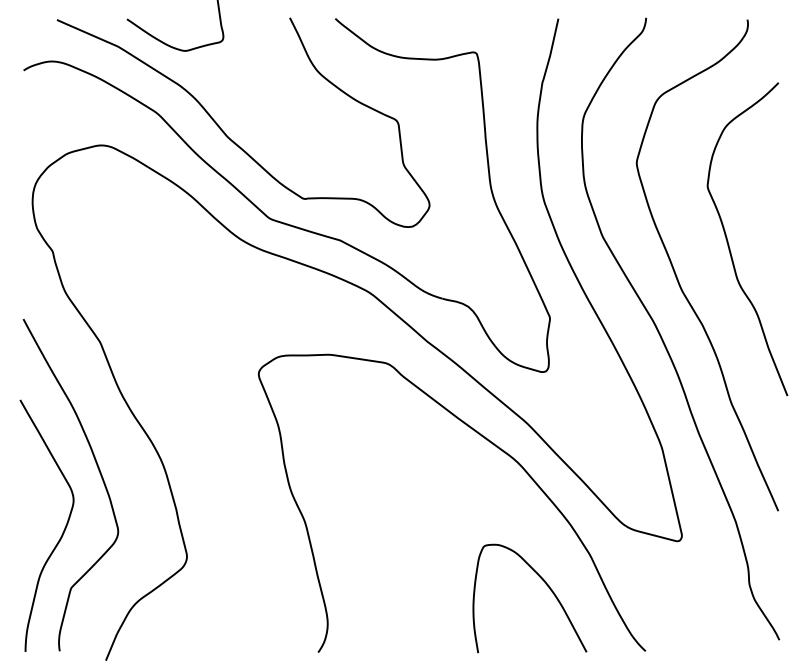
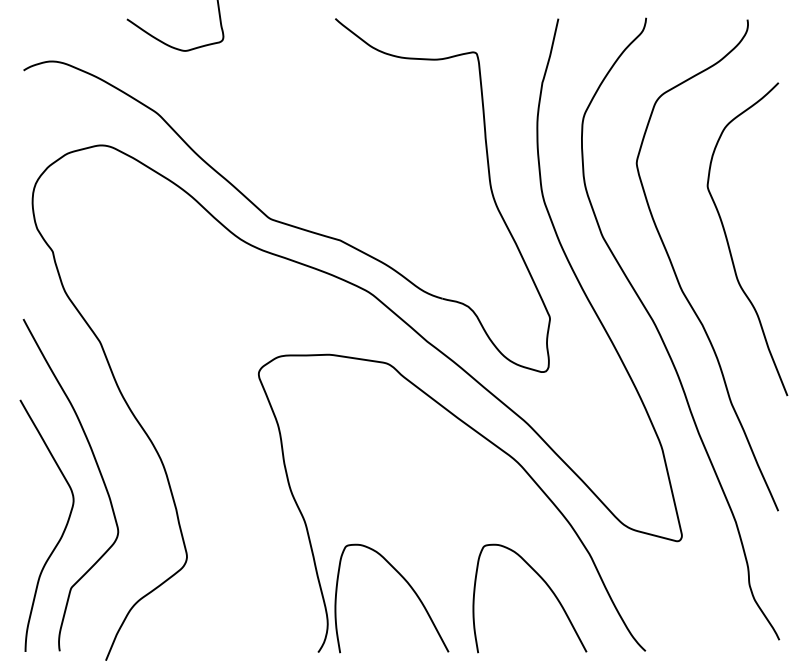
curve: present -> none (228, 136)
curve: none -> present (408, 585)
